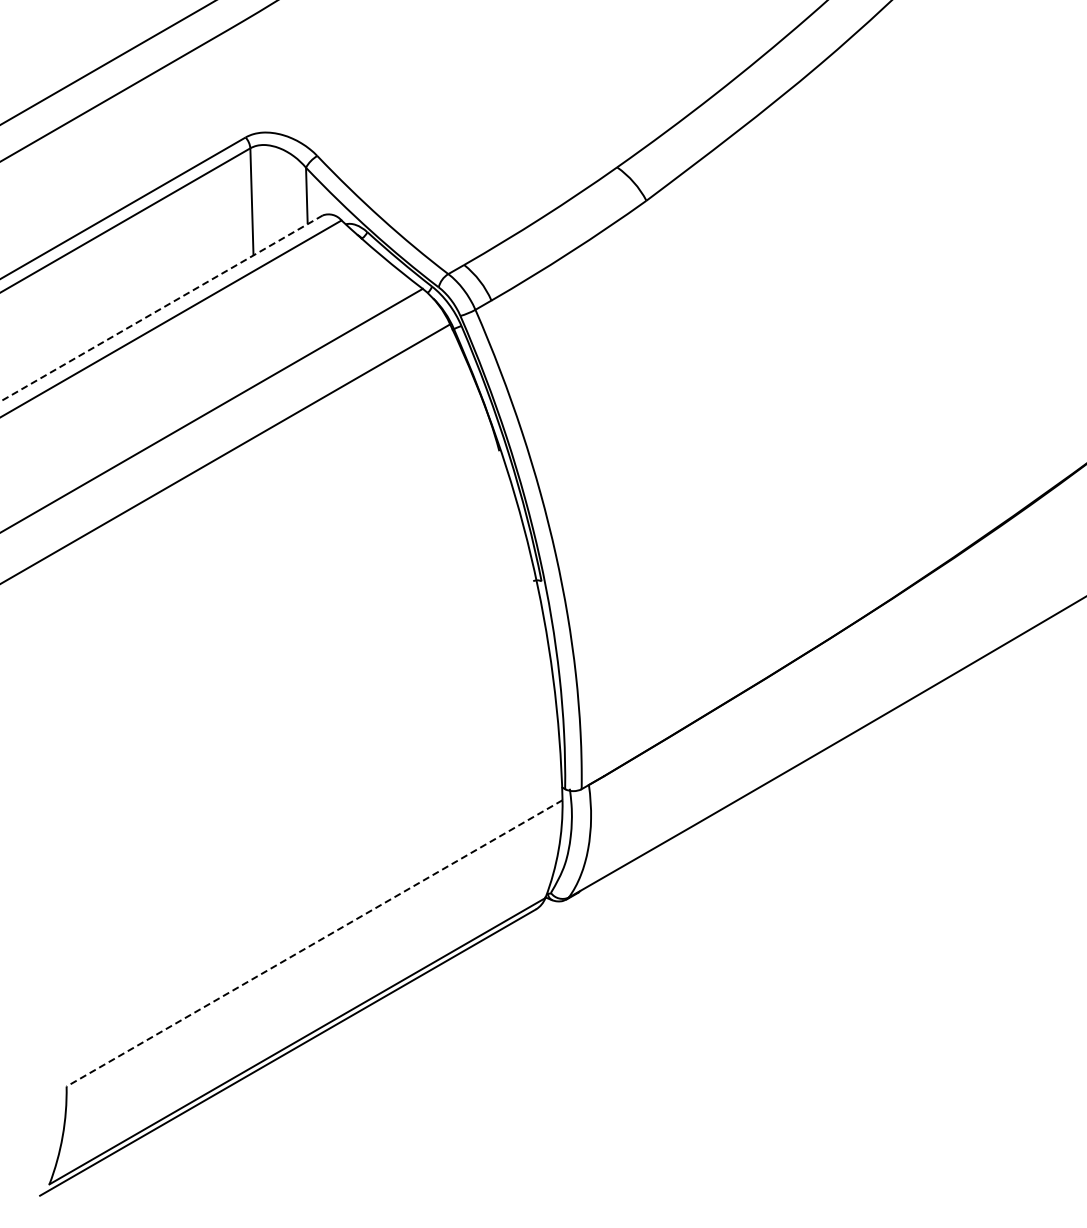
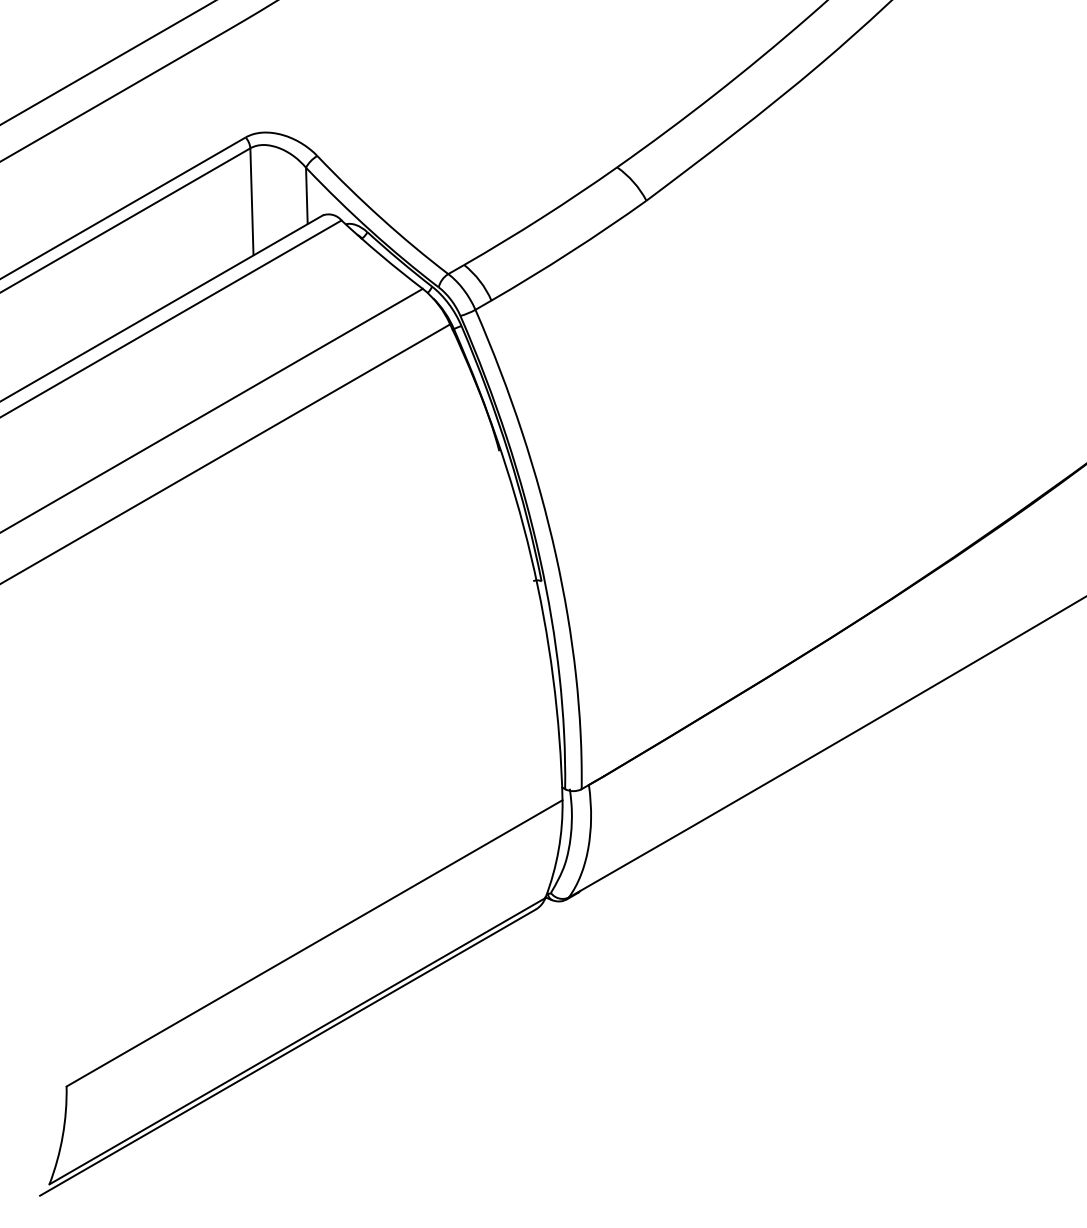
line: dashed -> solid (161, 308)
line: dashed -> solid (314, 943)
